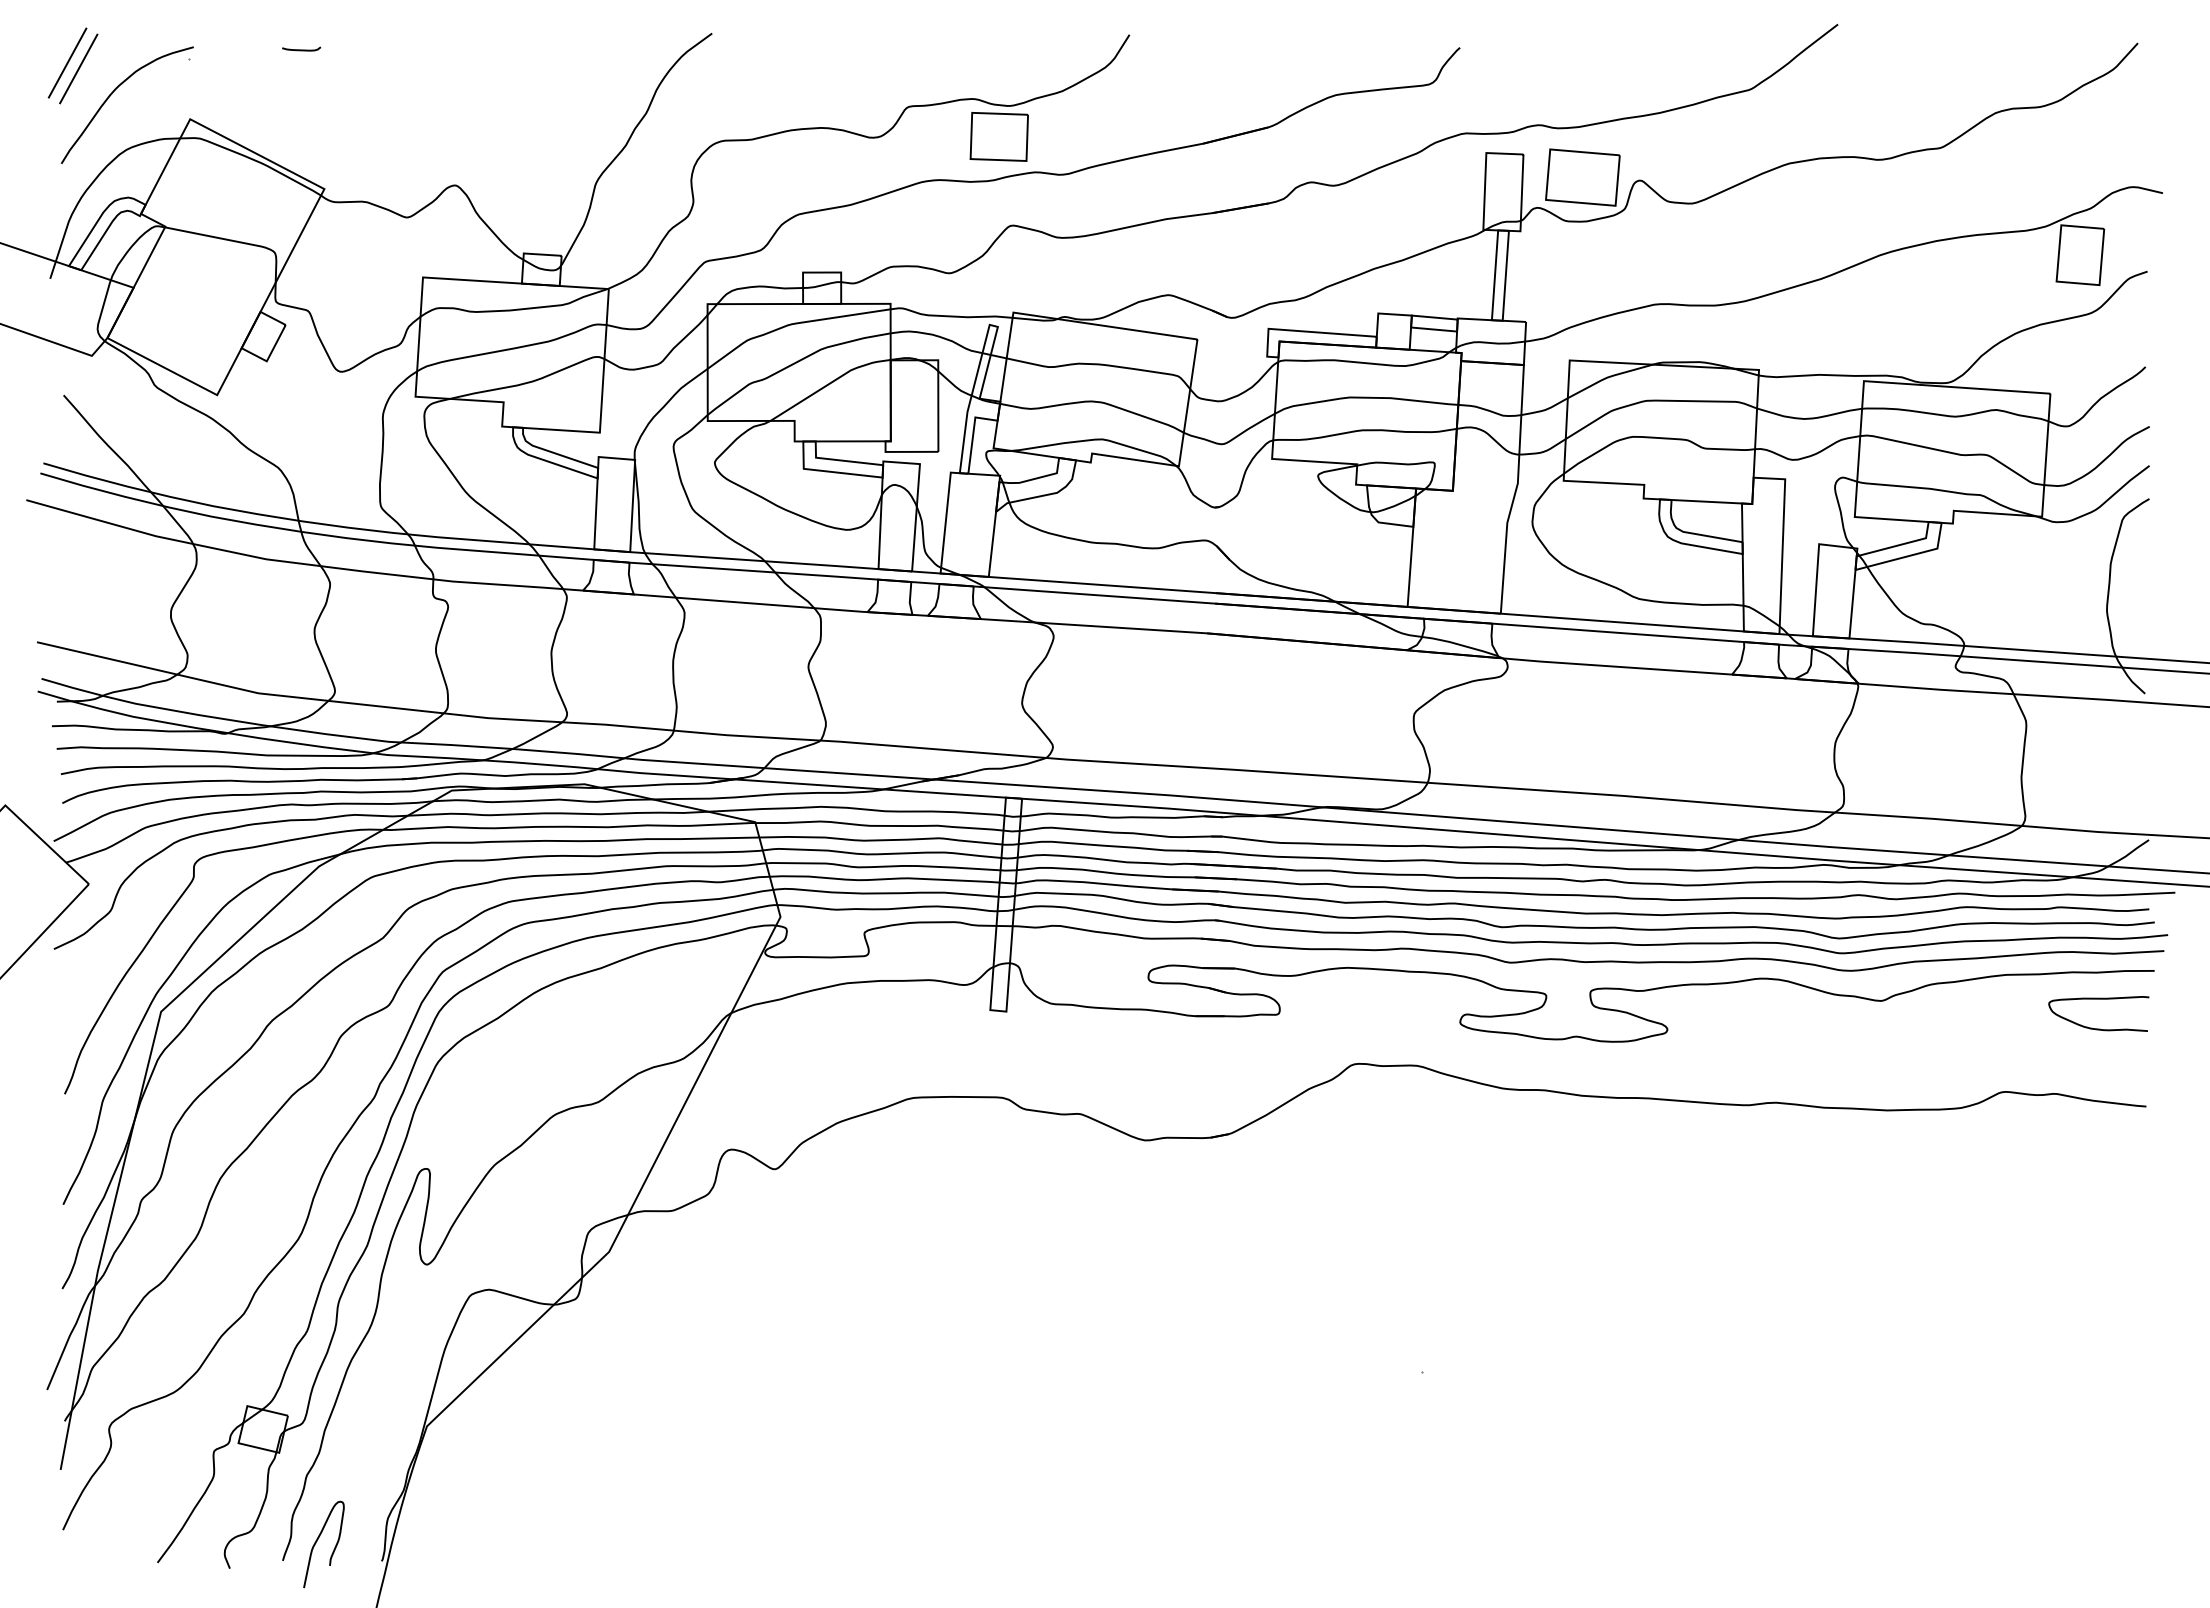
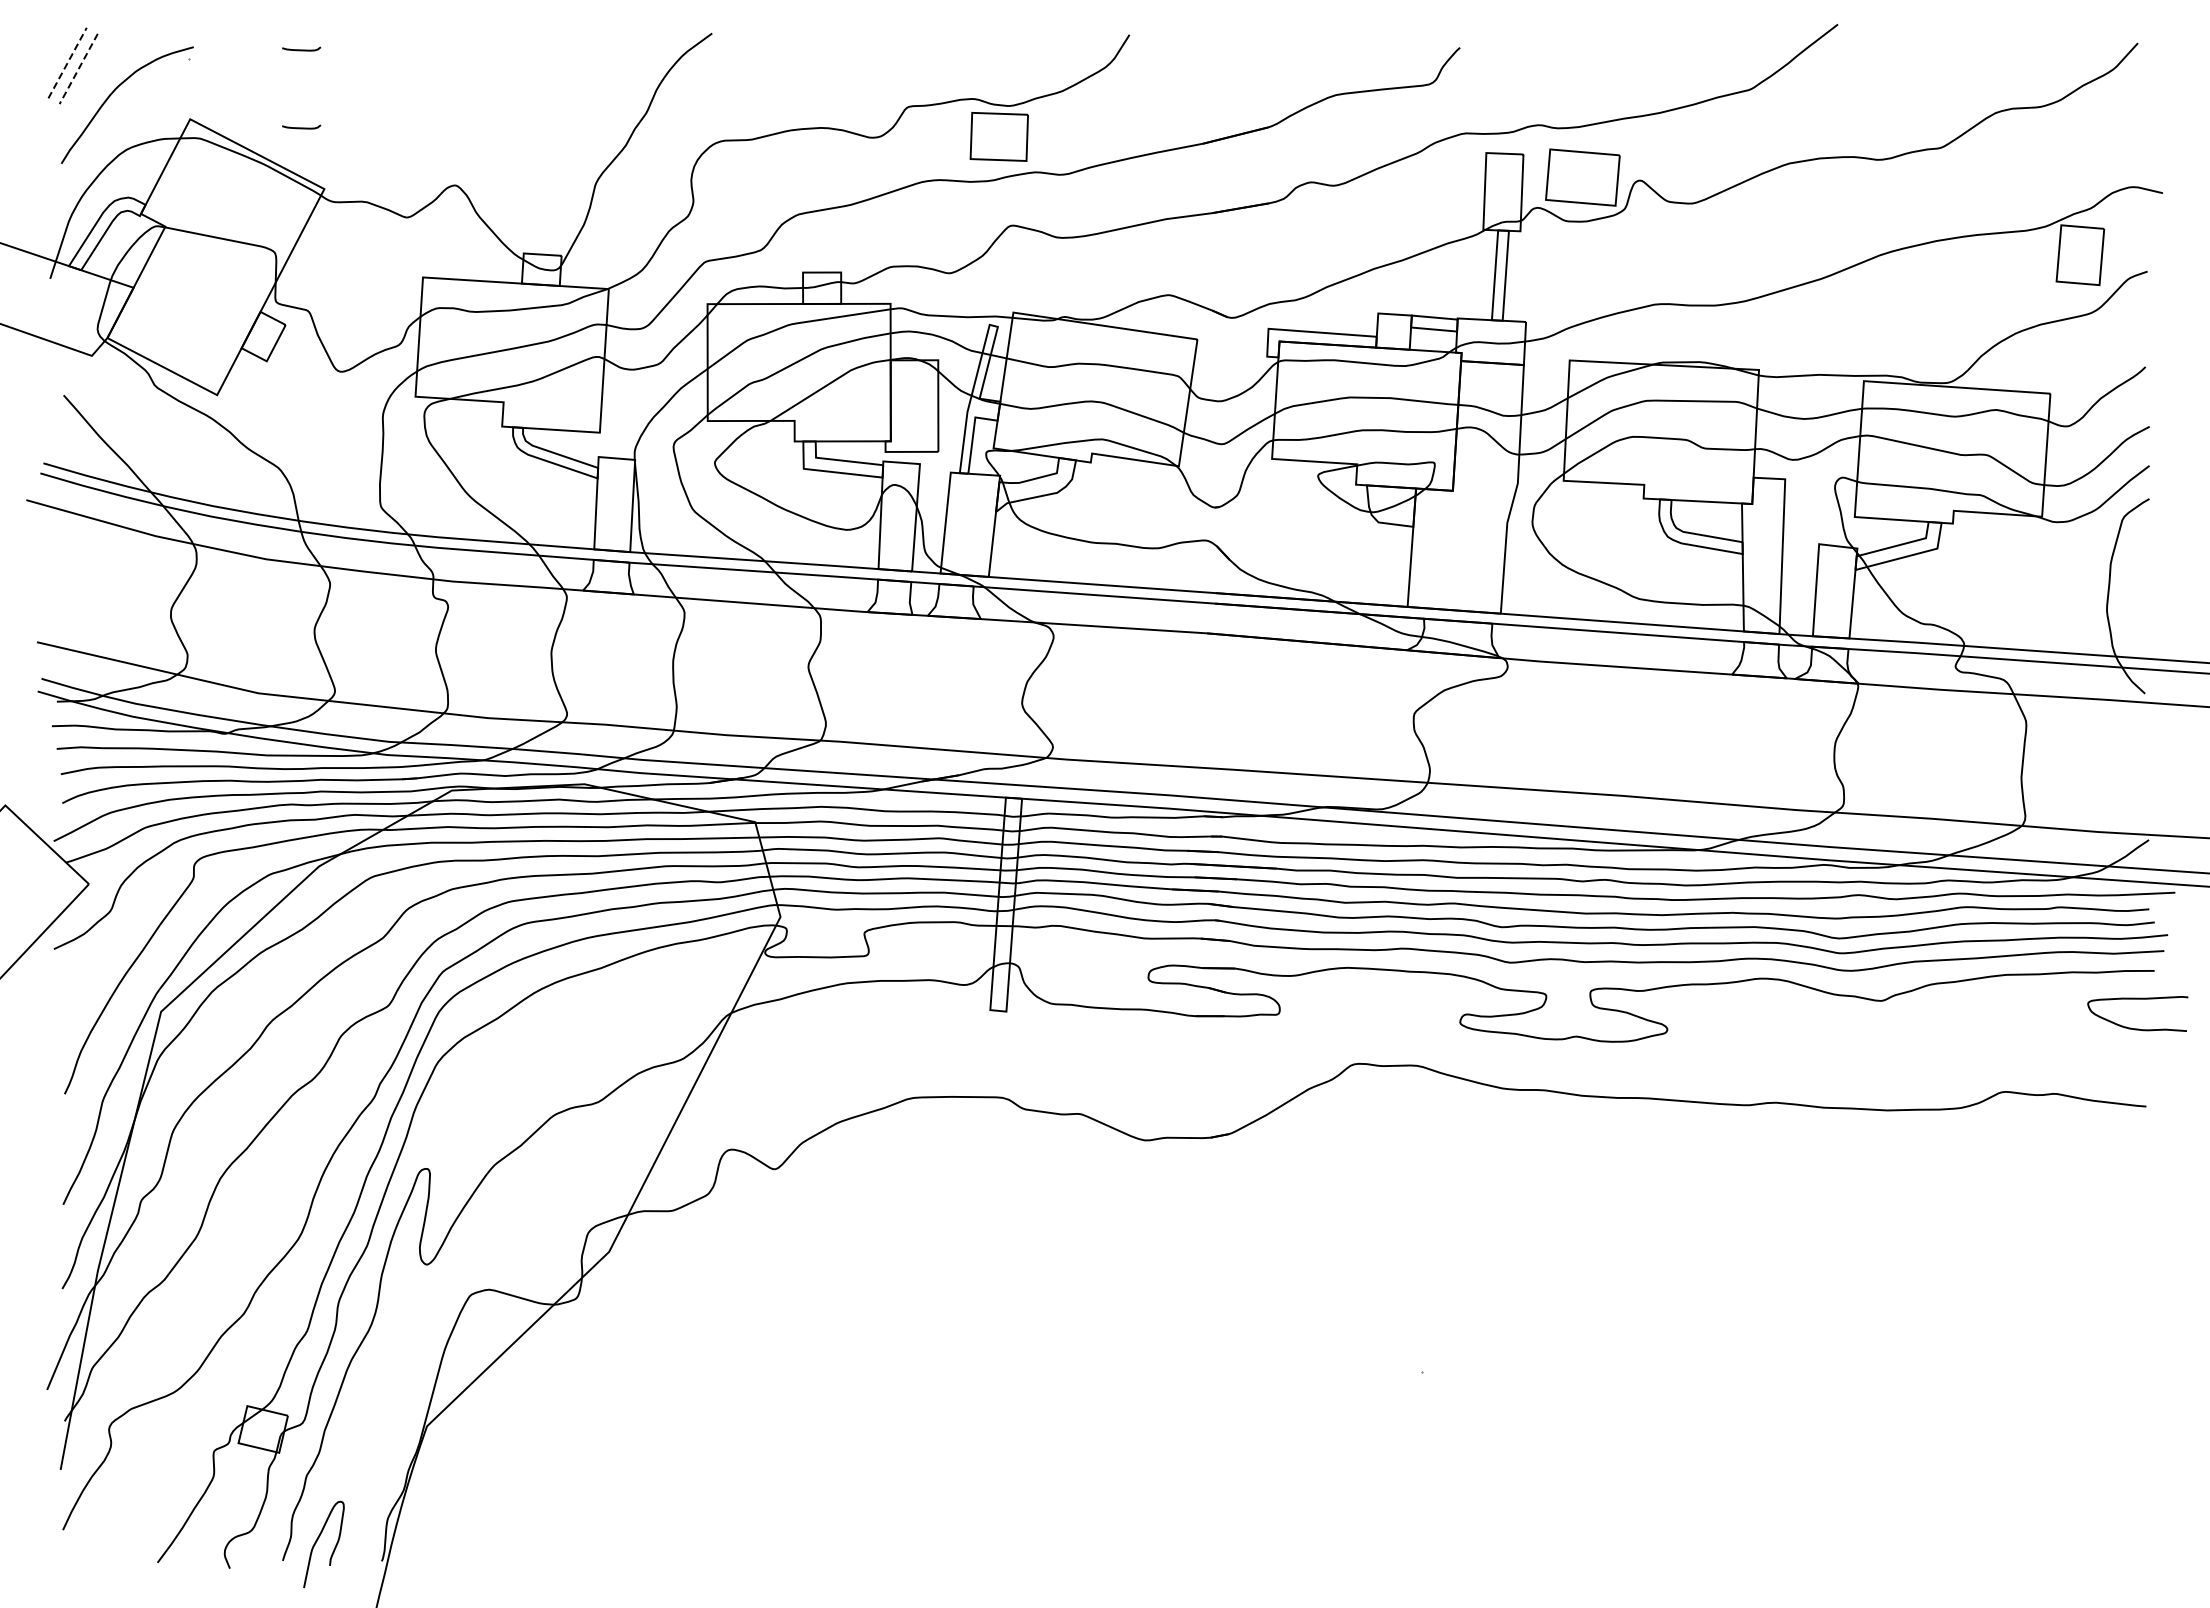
line: solid -> dashed (67, 62)
line: solid -> dashed (78, 68)
curve: none -> present (301, 127)
curve position: (2098, 999) -> (2137, 999) (2137, 999)
